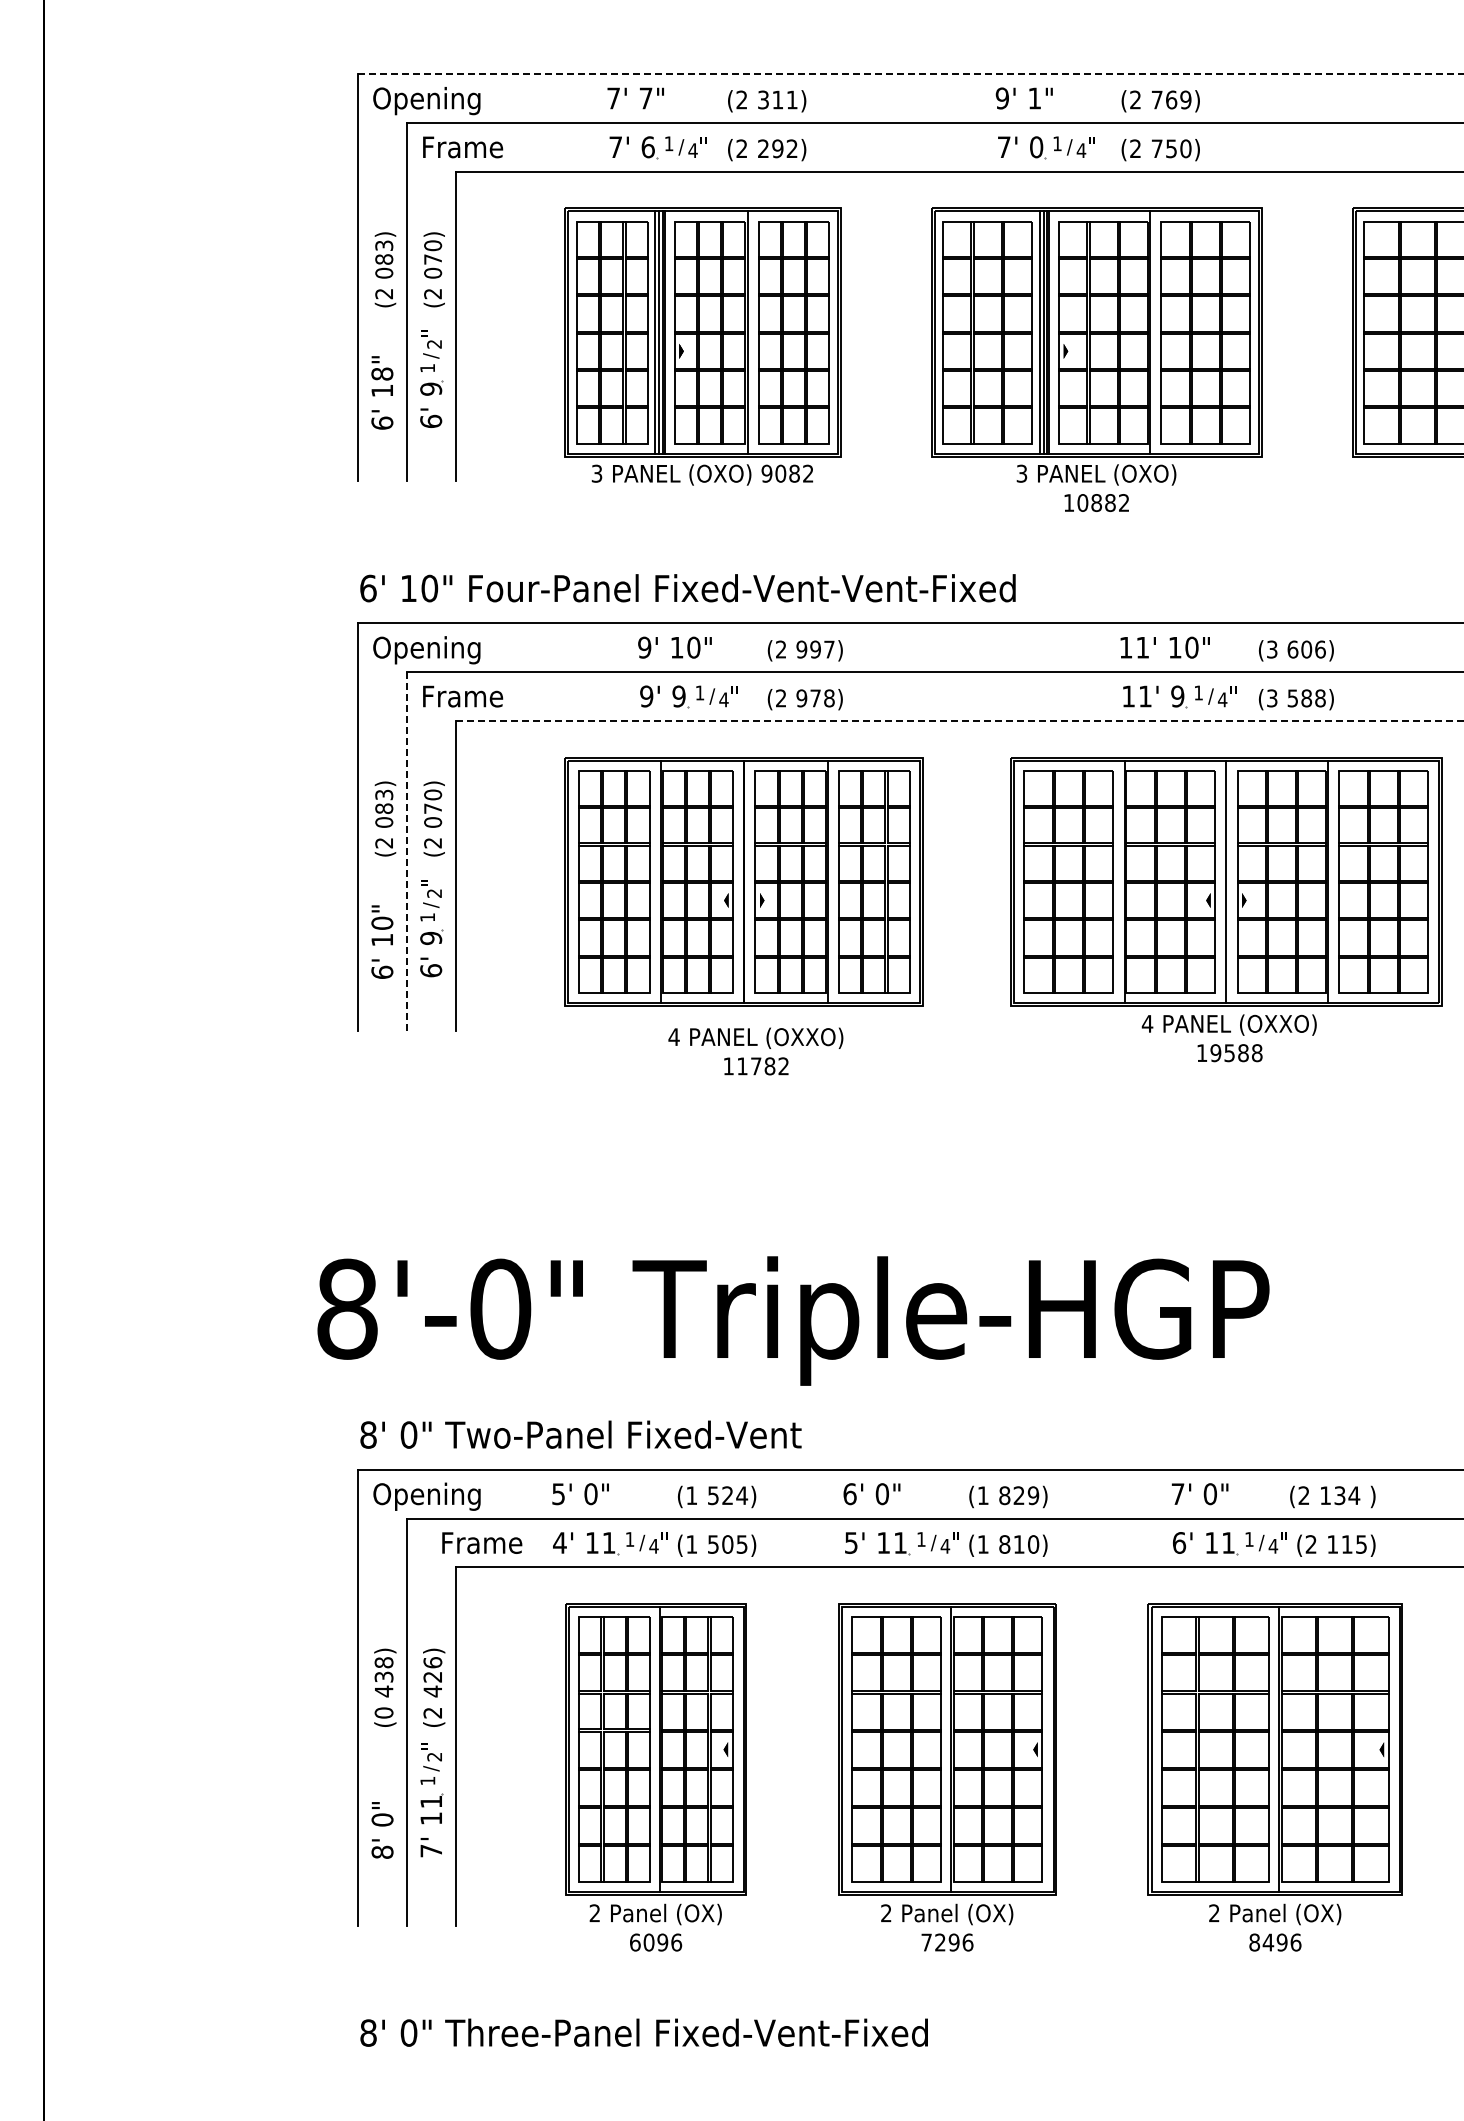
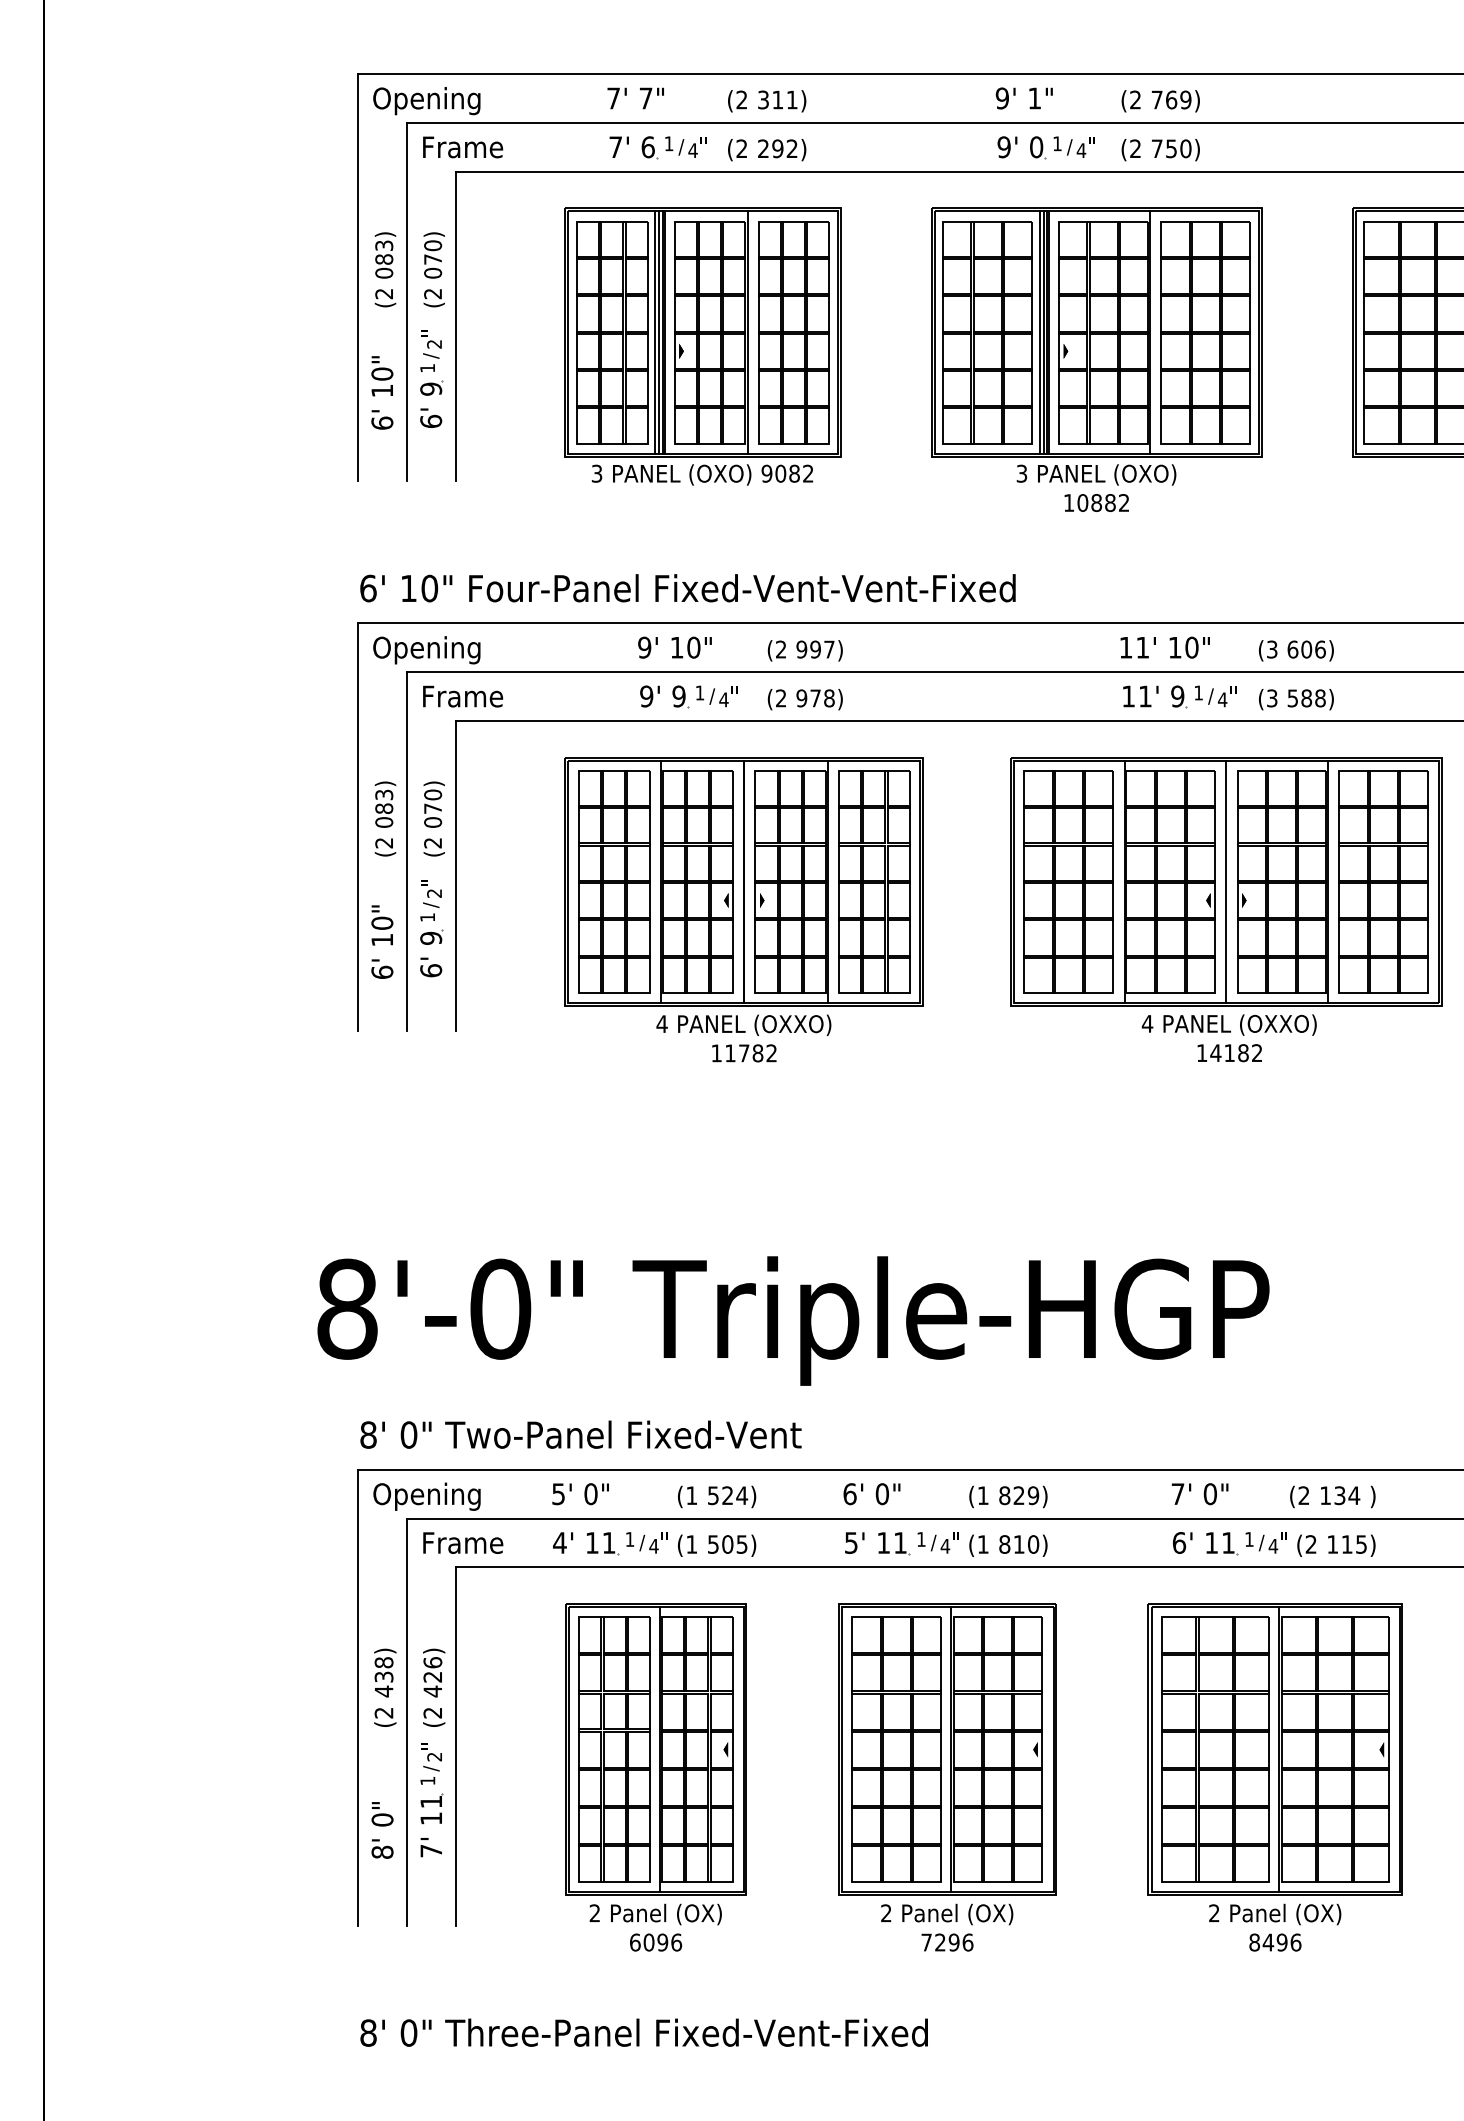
line: dashed -> solid (910, 74)
text: 7' -> 9' (1003, 147)
text: 18" -> 10" (382, 373)
line: dashed -> solid (959, 720)
line: dashed -> solid (406, 850)
text position: (755, 1051) -> (743, 1038) (743, 1038)
text: 19588 -> 14182 (1236, 1053)
text position: (482, 1542) -> (463, 1542) (463, 1542)
text: (0 -> (2 (383, 1712)
